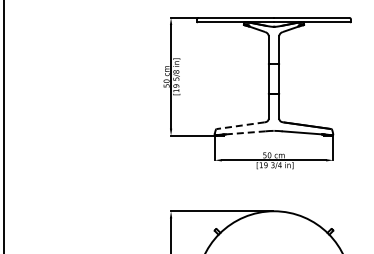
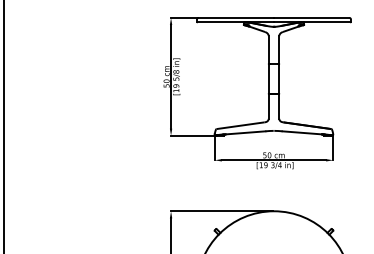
line: dashed -> solid (240, 125)
line: dashed -> solid (245, 132)
